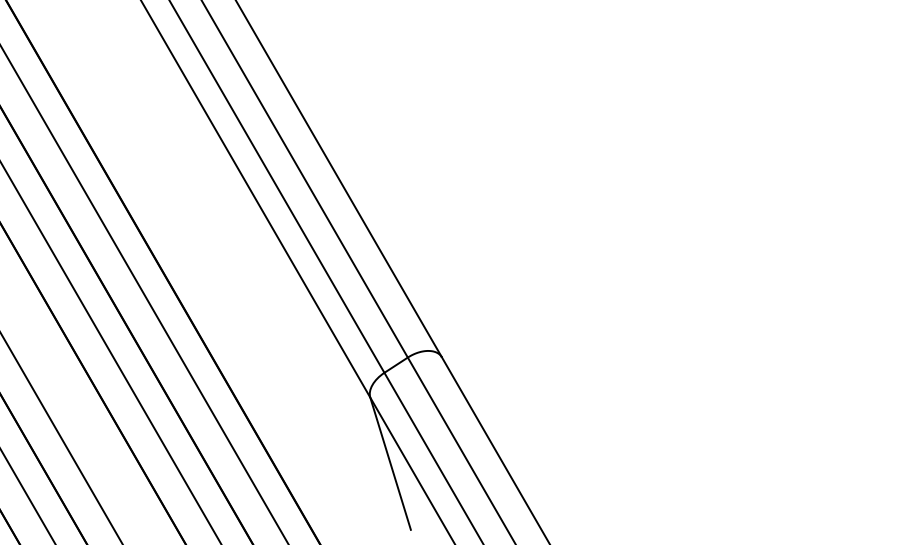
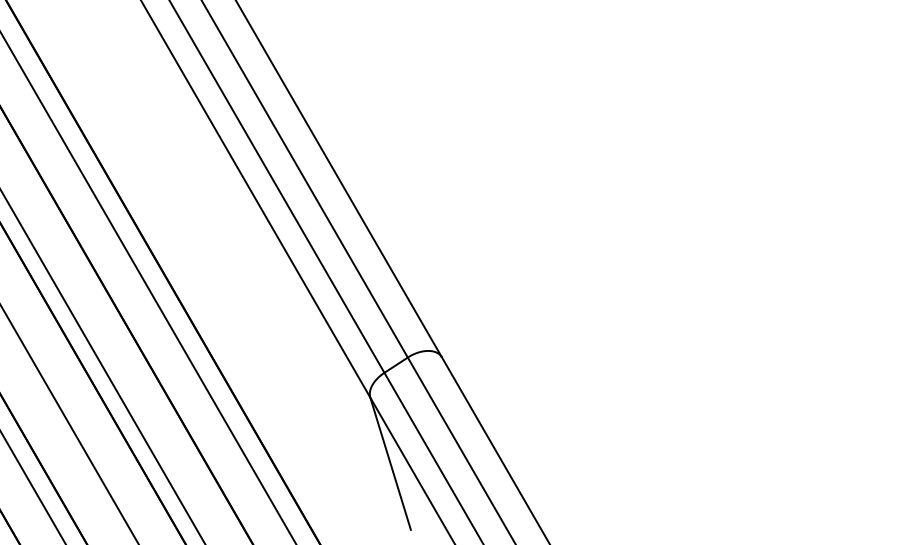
line position: (144, 294) -> (148, 288) (148, 288)
line position: (110, 352) -> (102, 366) (102, 366)
line position: (61, 438) -> (69, 424) (69, 424)
line position: (28, 496) -> (33, 487) (33, 487)
